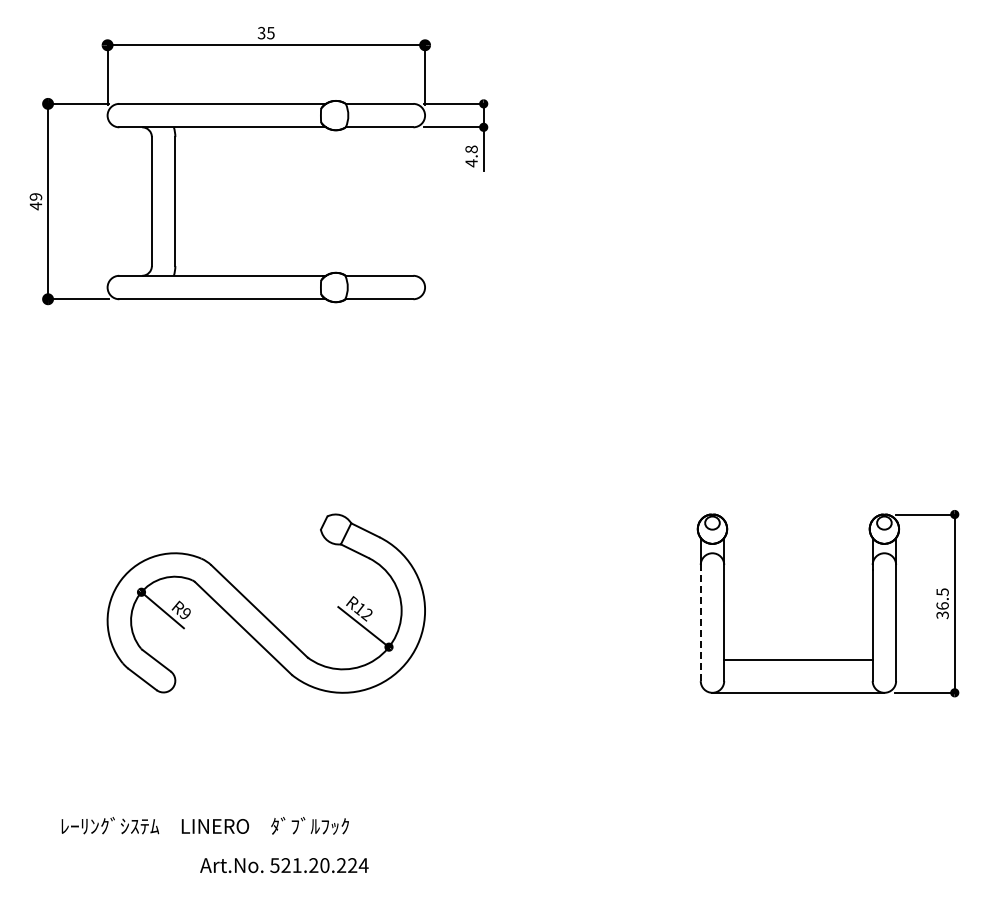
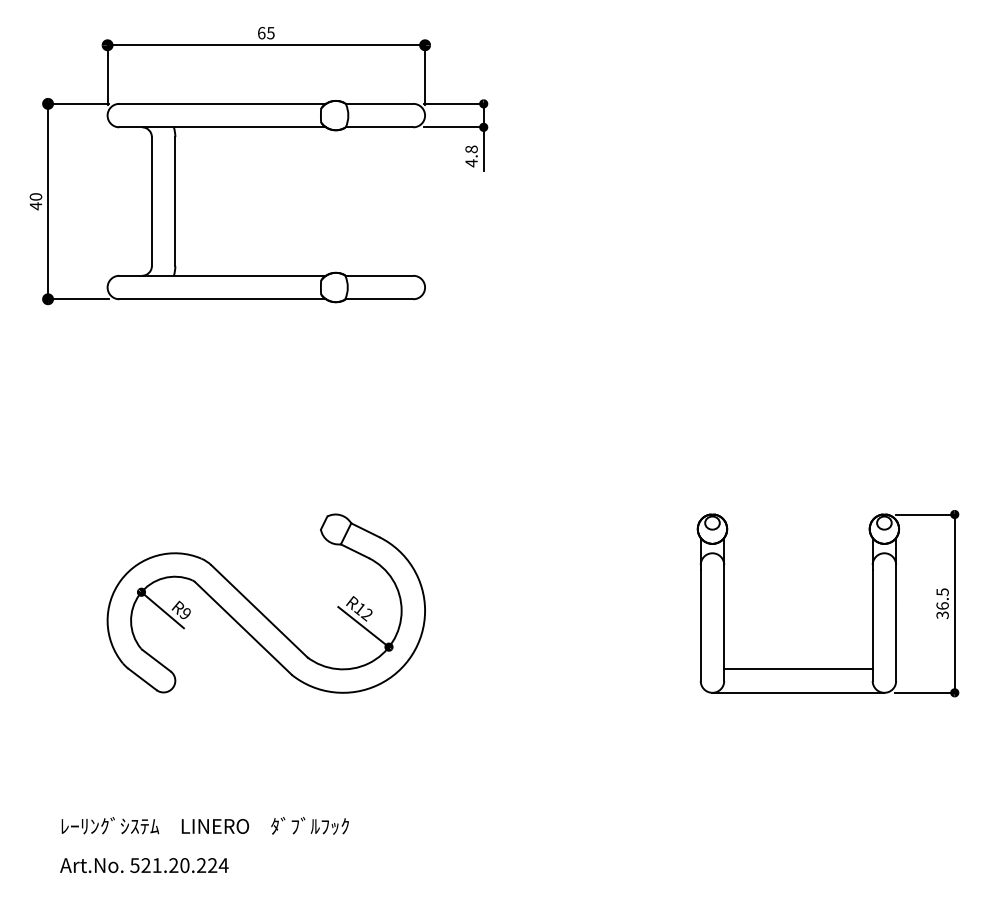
text: 35 -> 65 (261, 33)
text: 49 -> 40 (36, 196)
line: dashed -> solid (700, 625)
line position: (798, 660) -> (798, 669) (798, 669)
text position: (284, 865) -> (144, 865) (144, 865)
